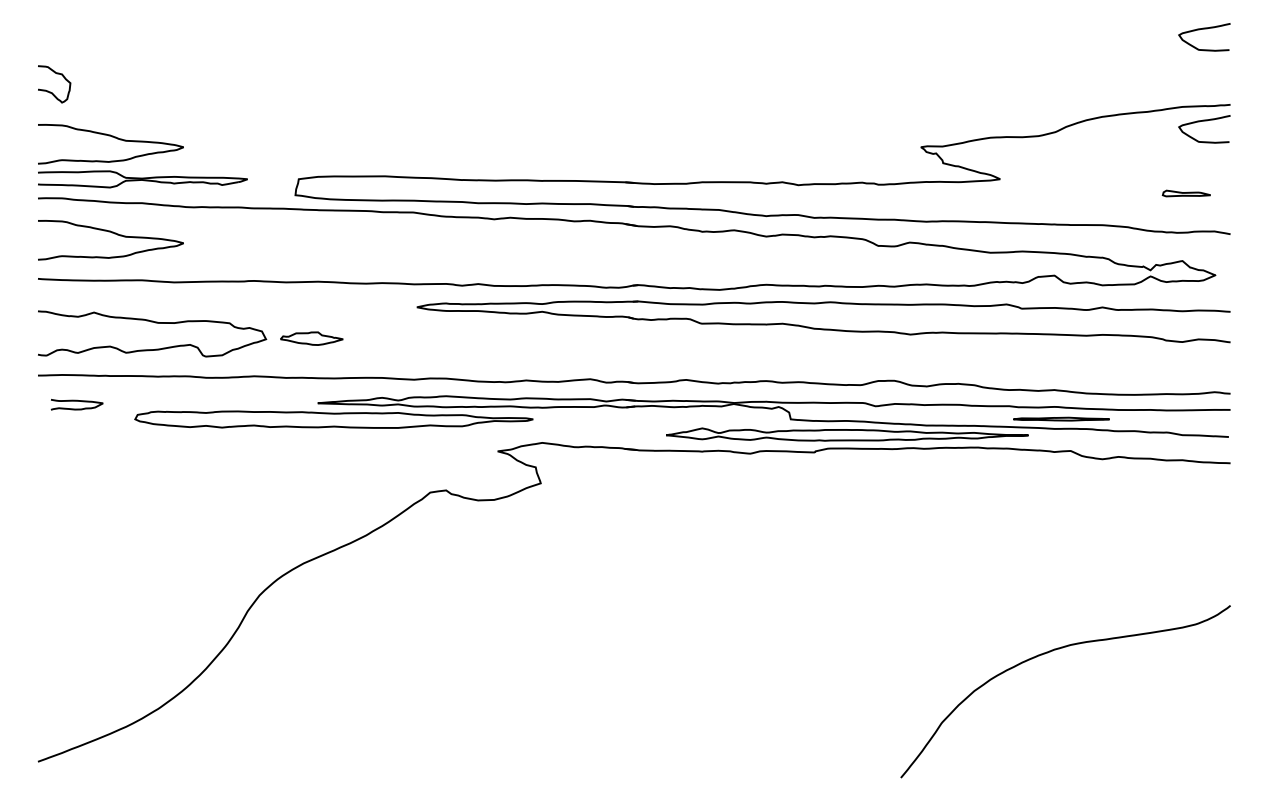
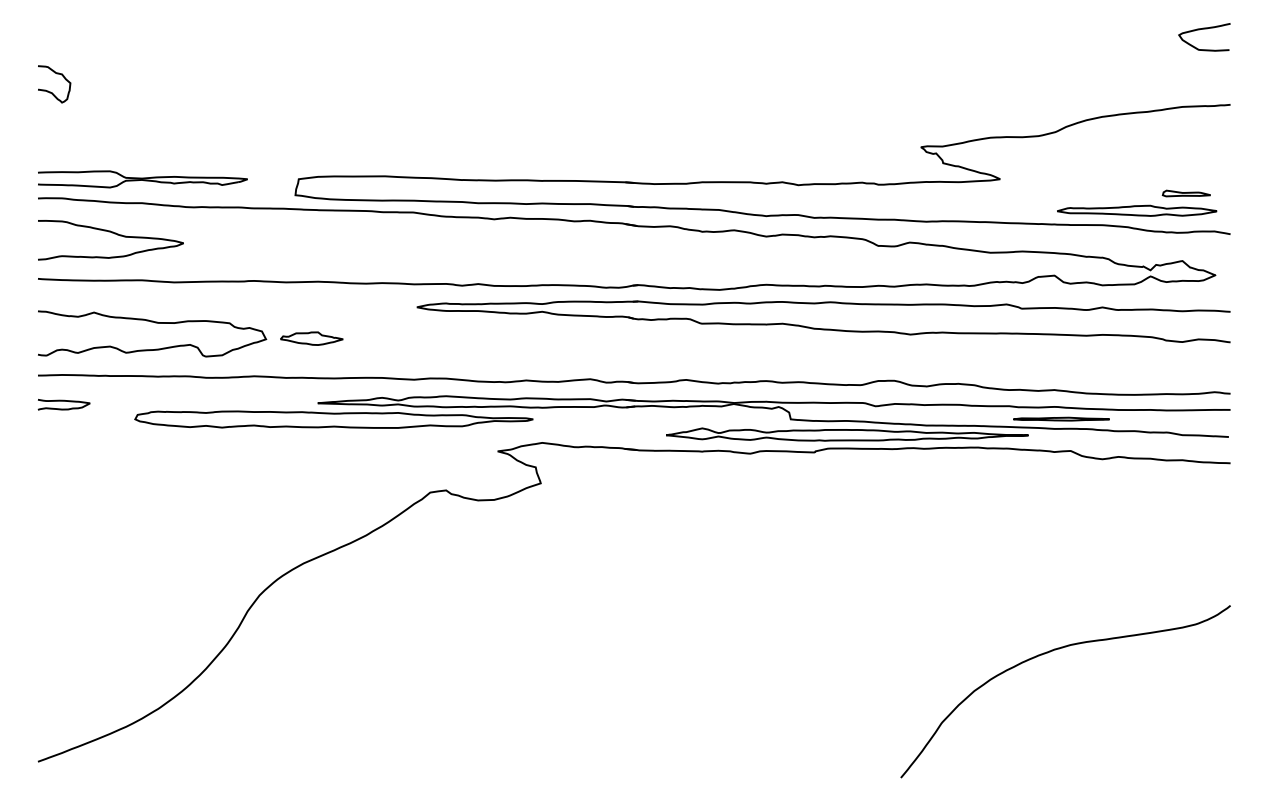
curve: present -> none (1204, 121)
curve: present -> none (114, 138)
part: none -> present (1137, 210)
curve position: (76, 401) -> (63, 401) (63, 401)
